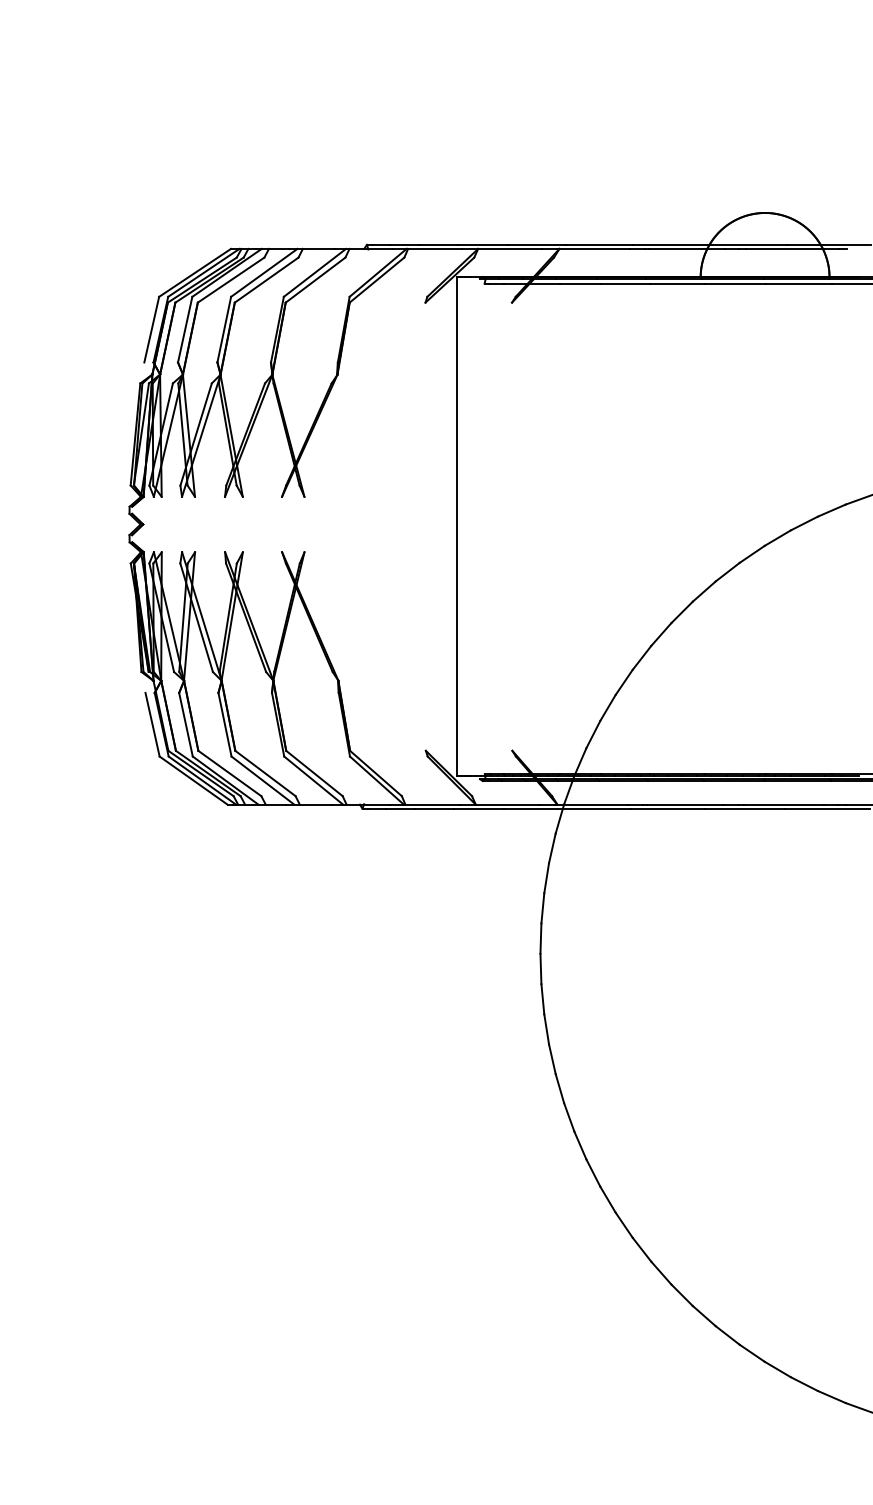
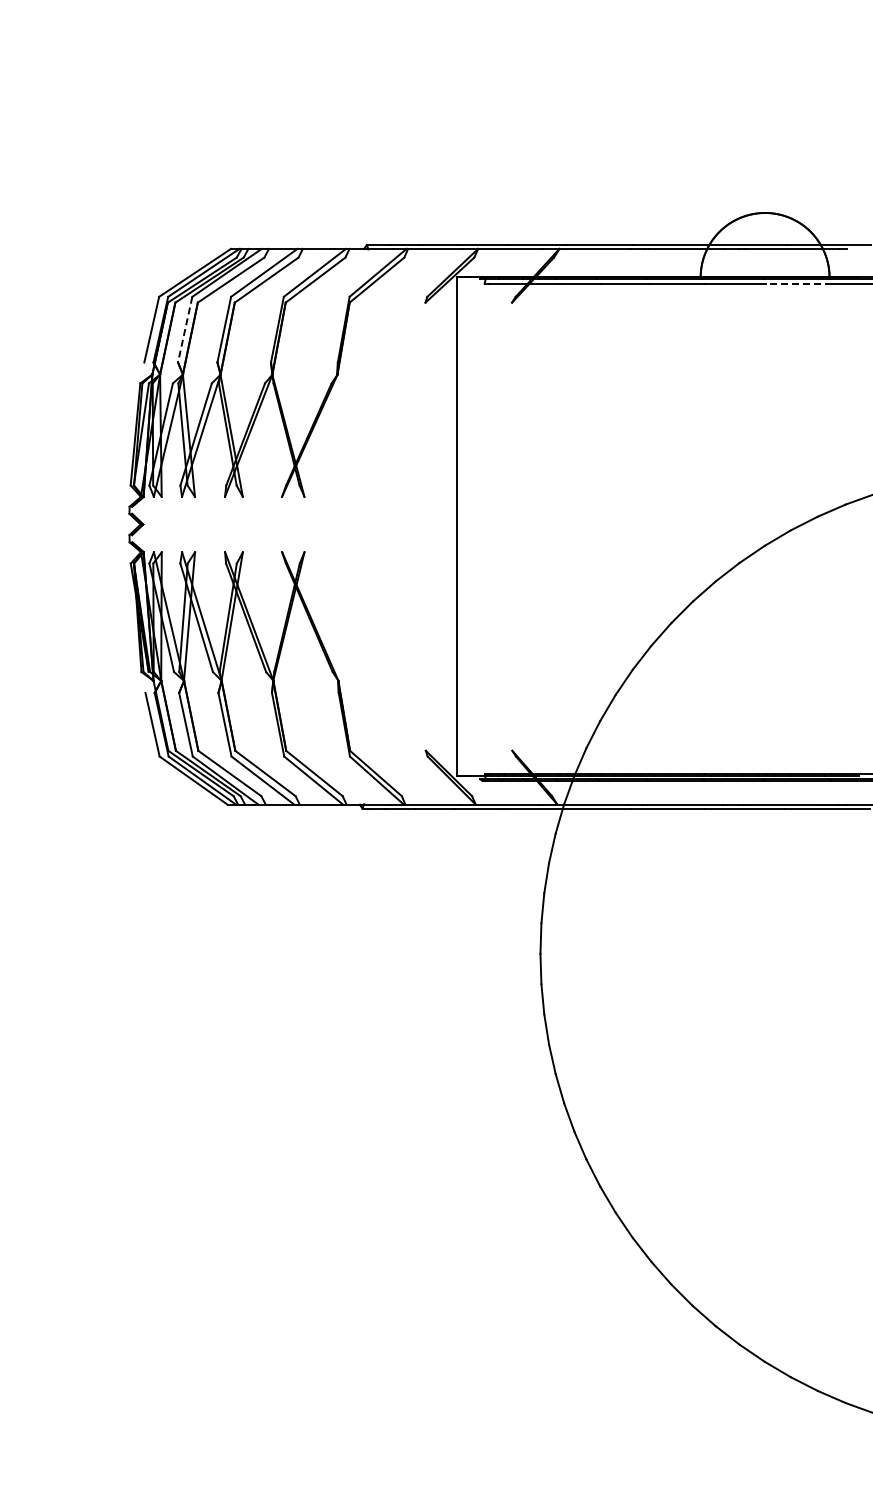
line: solid -> dashed (798, 283)
line: solid -> dashed (185, 329)
